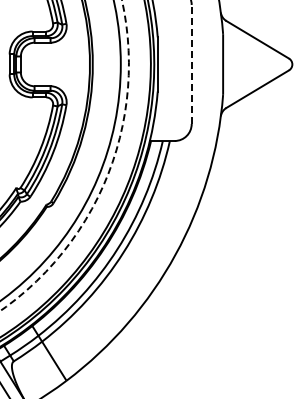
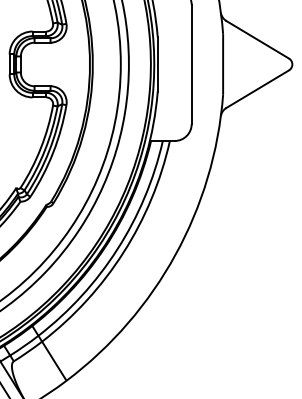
line: dashed -> solid (191, 64)
arc: dashed -> solid (108, 174)
